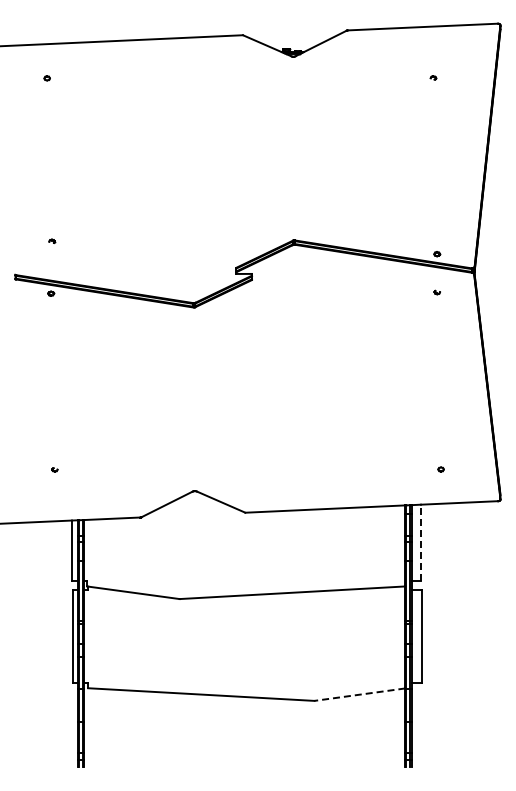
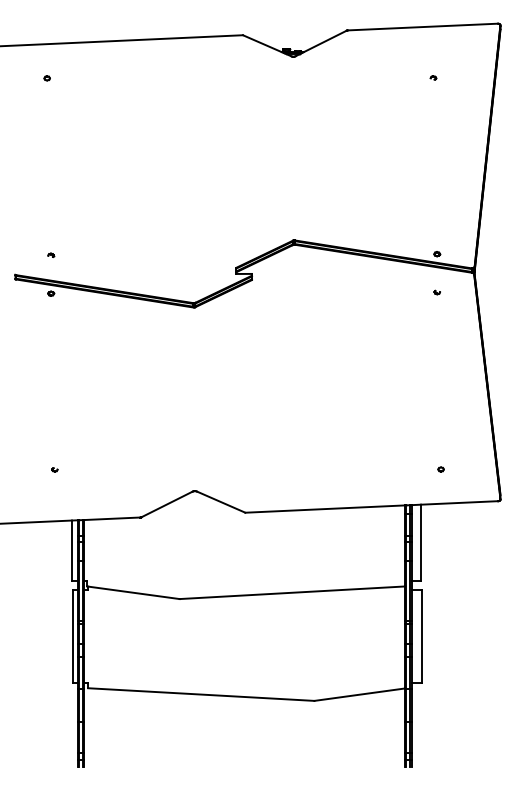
part position: (52, 240) -> (51, 254) (51, 254)
line: dashed -> solid (420, 542)
line: dashed -> solid (359, 694)
